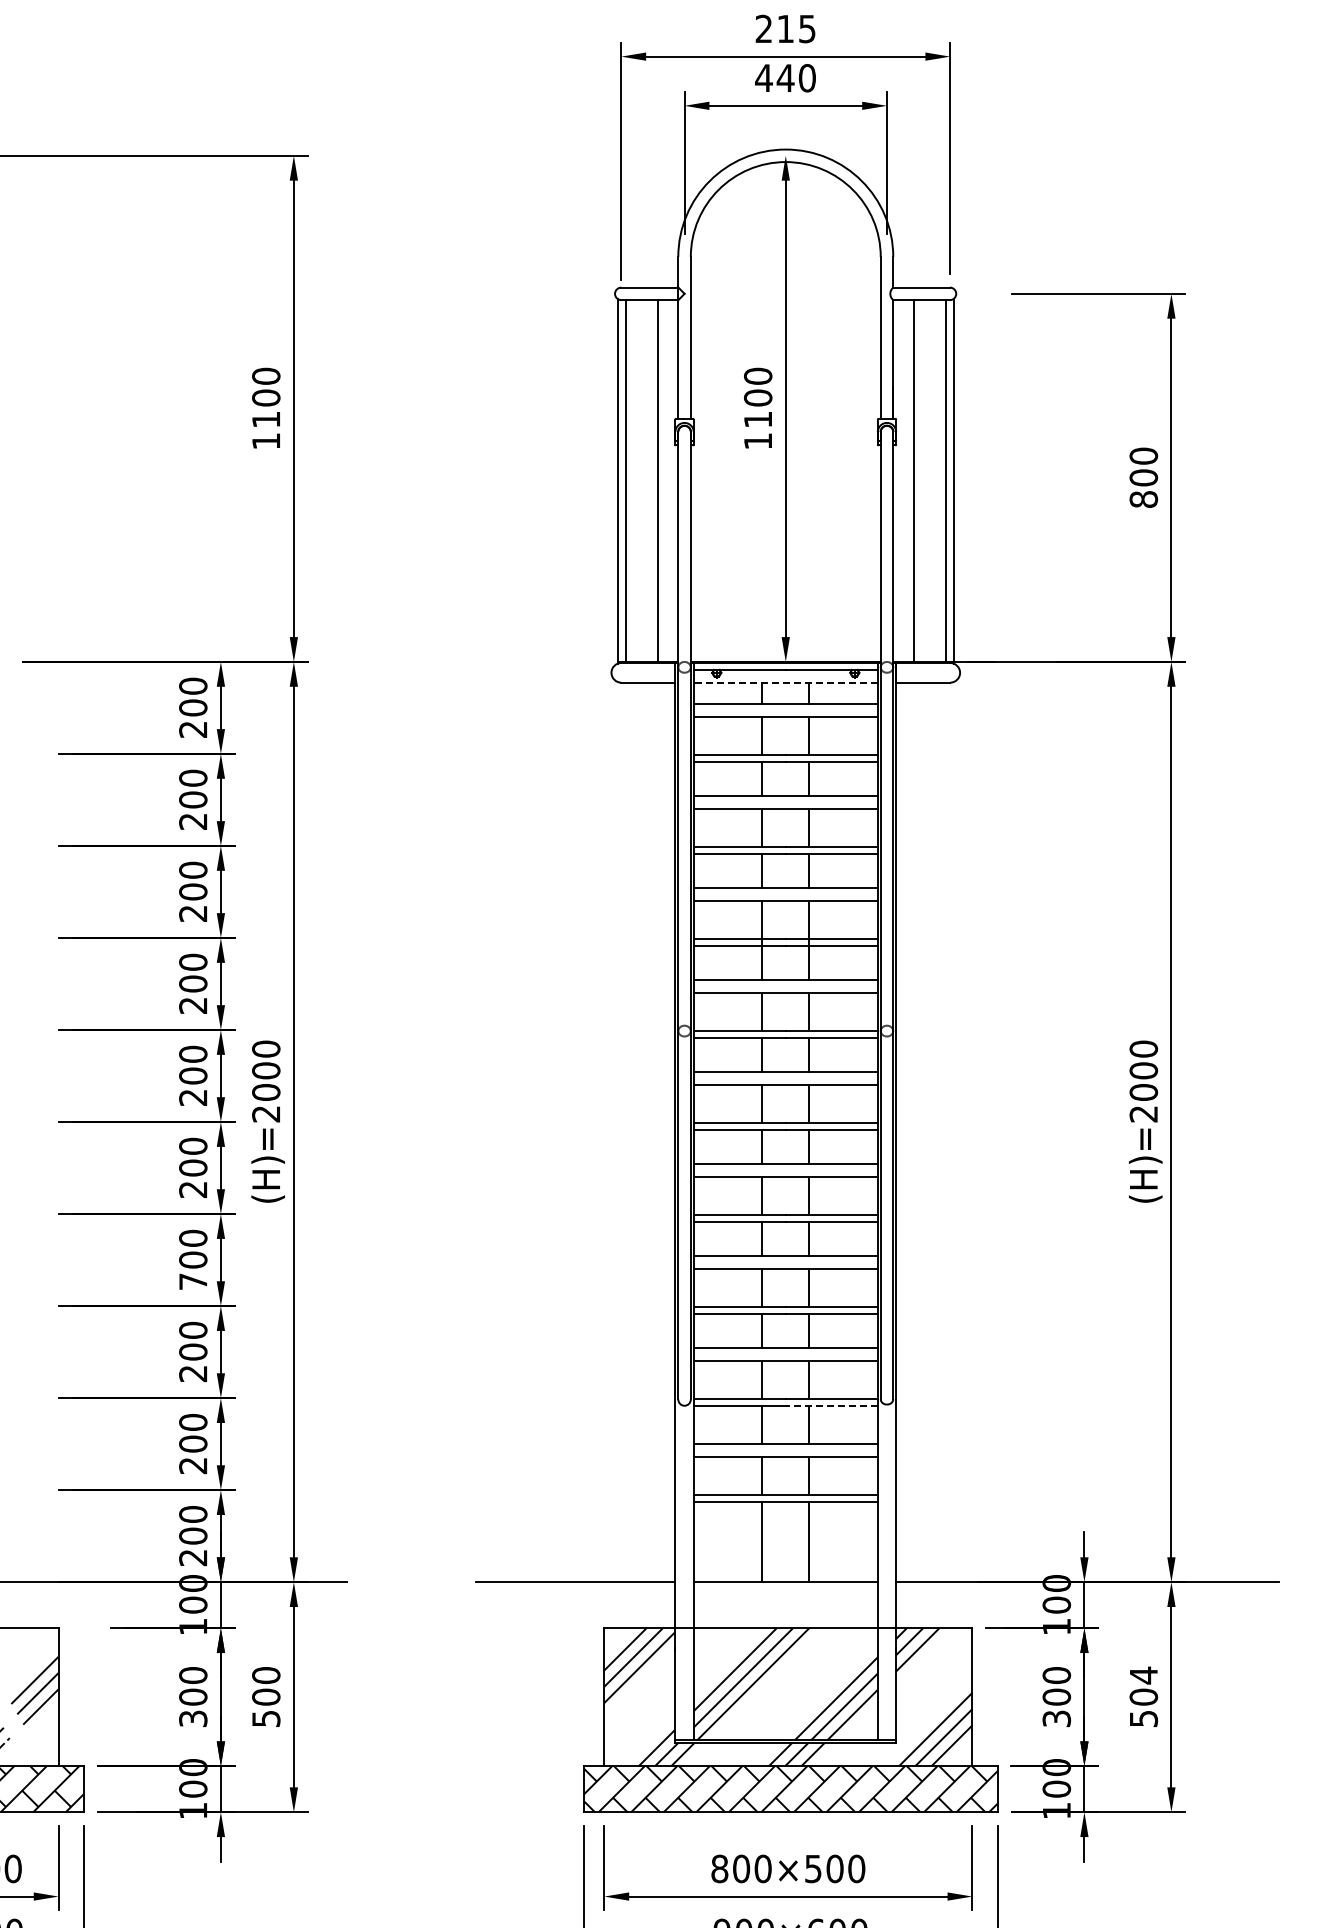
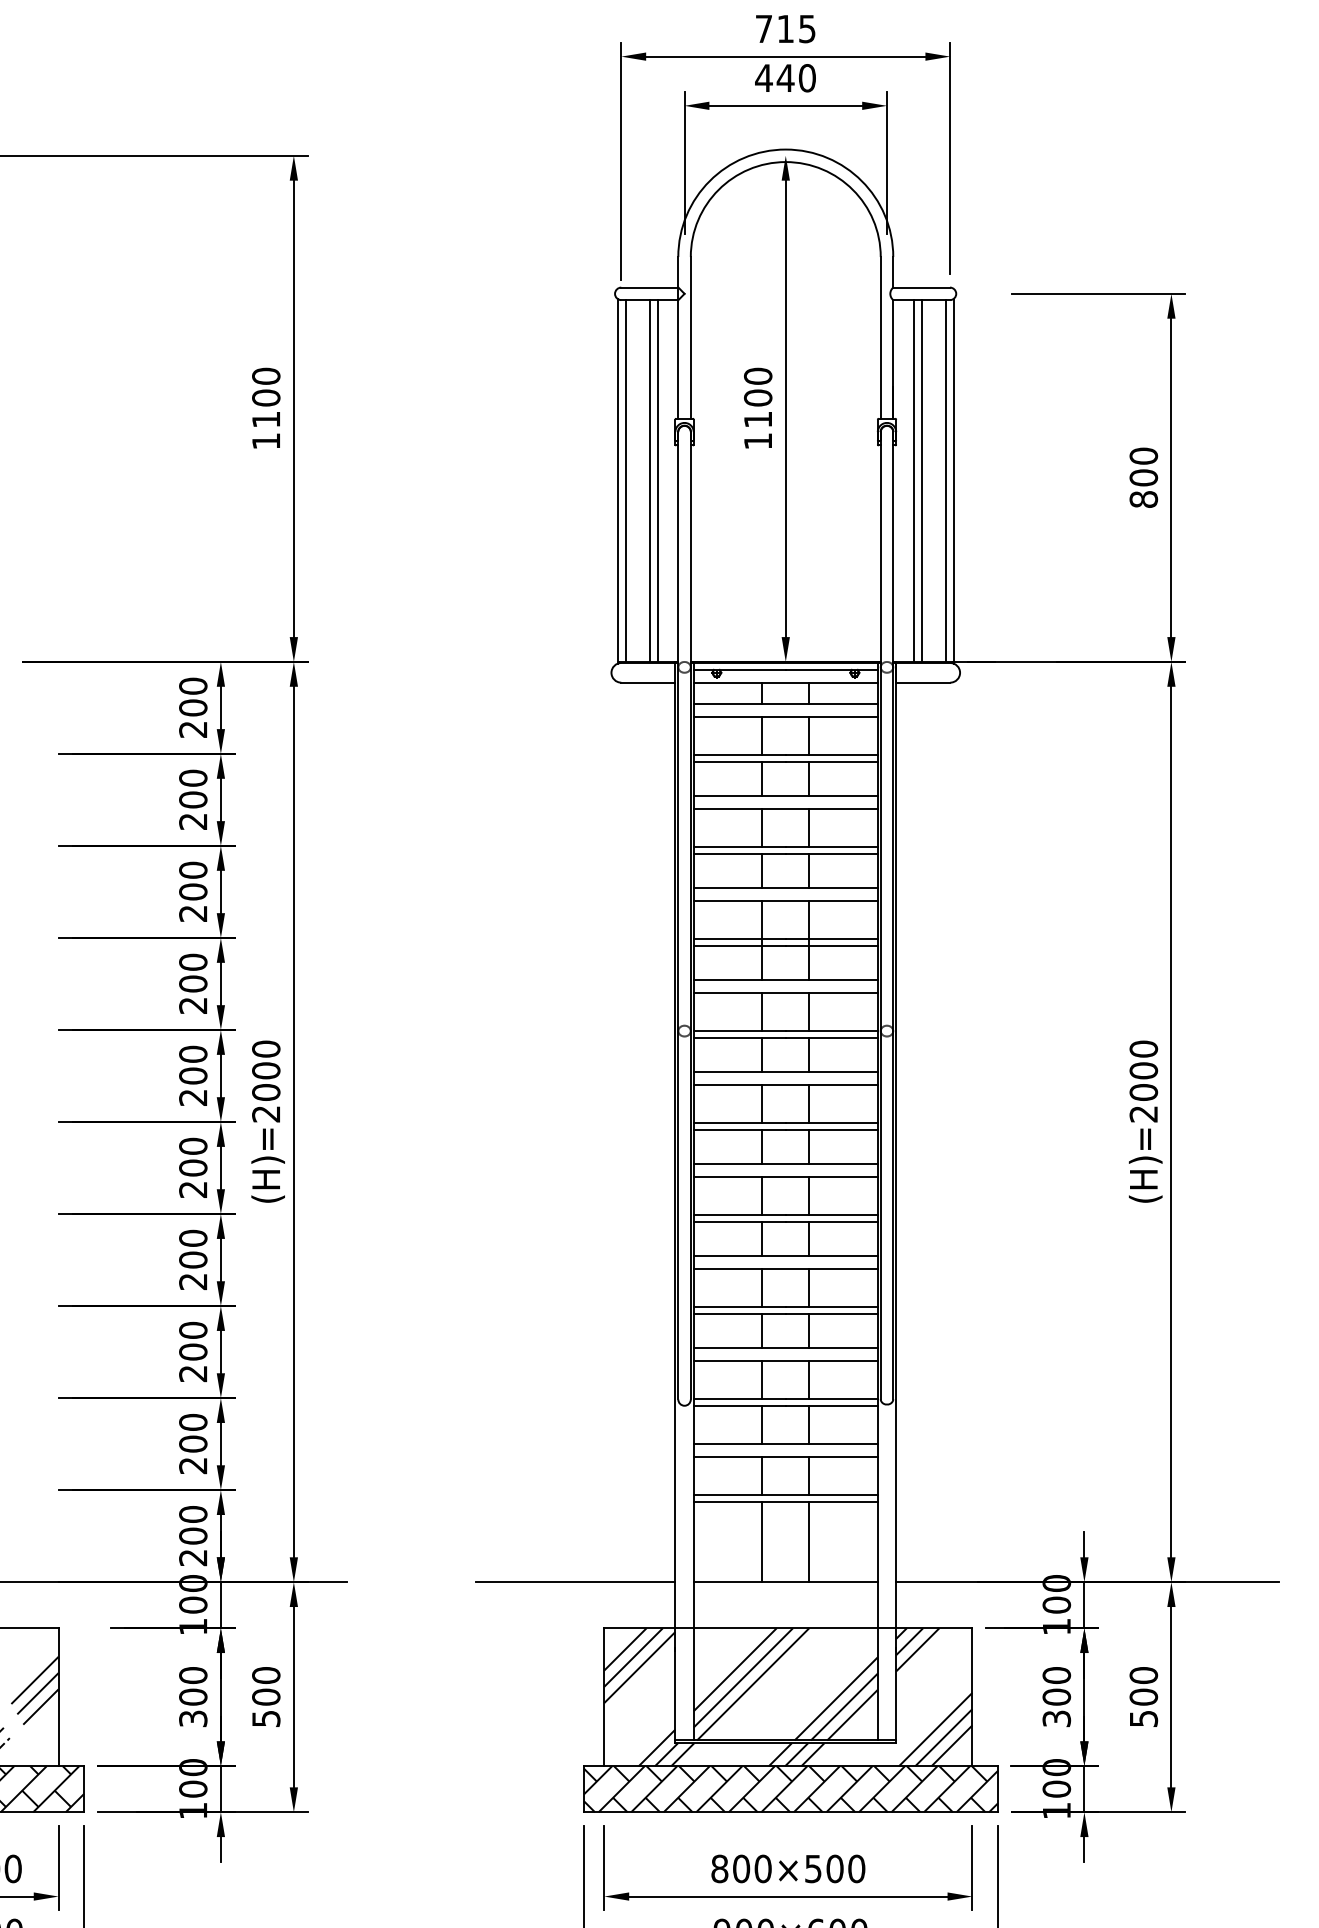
text: 215 -> 715 (763, 28)
line: none -> present (649, 480)
line: none -> present (921, 480)
line: dashed -> solid (785, 682)
text: 700 -> 200 (193, 1281)
line: dashed -> solid (831, 1406)
text: 504 -> 500 (1143, 1675)
